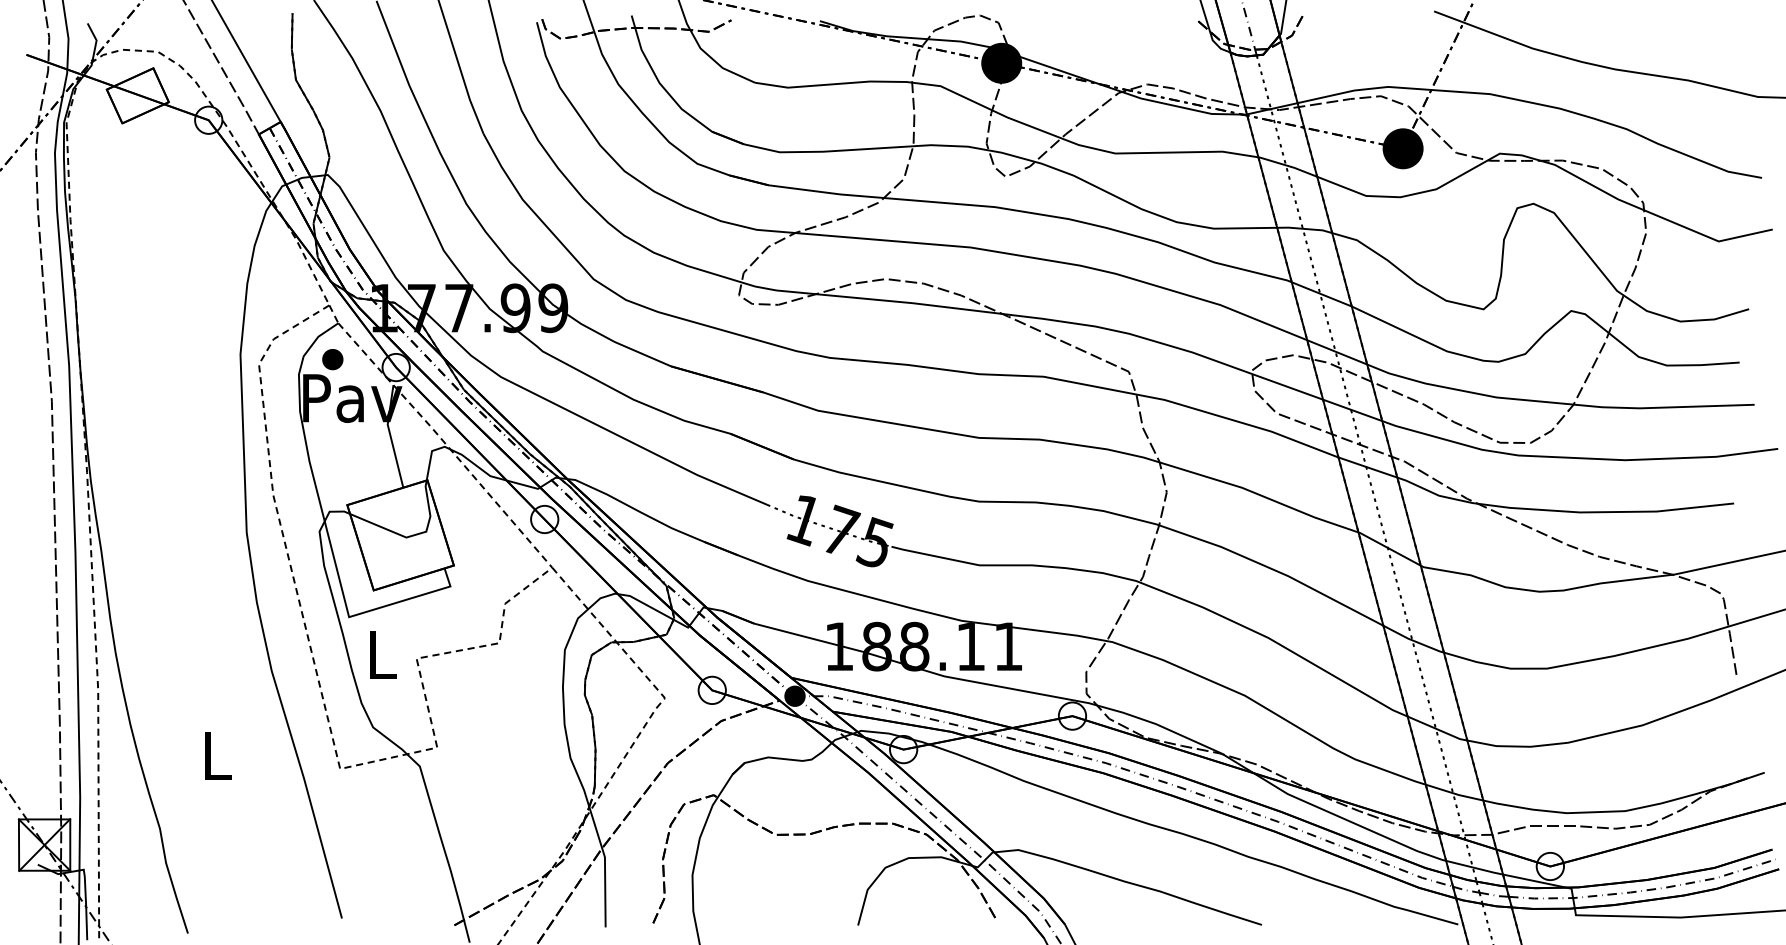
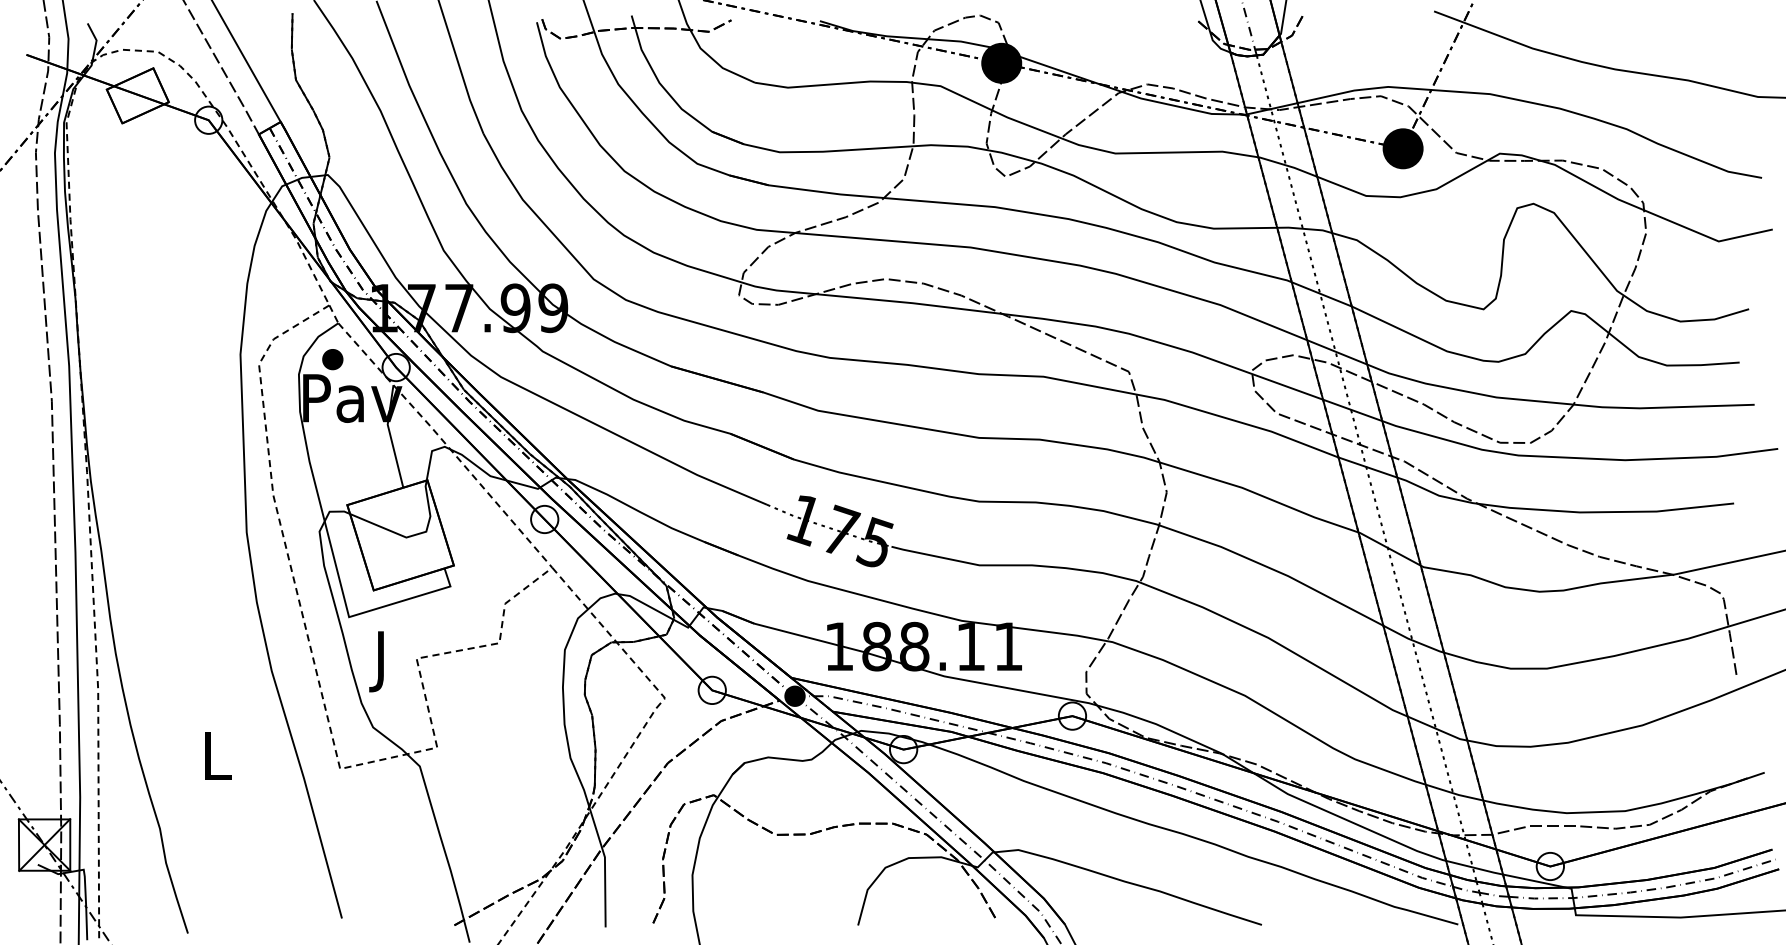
text: L -> J (382, 661)
